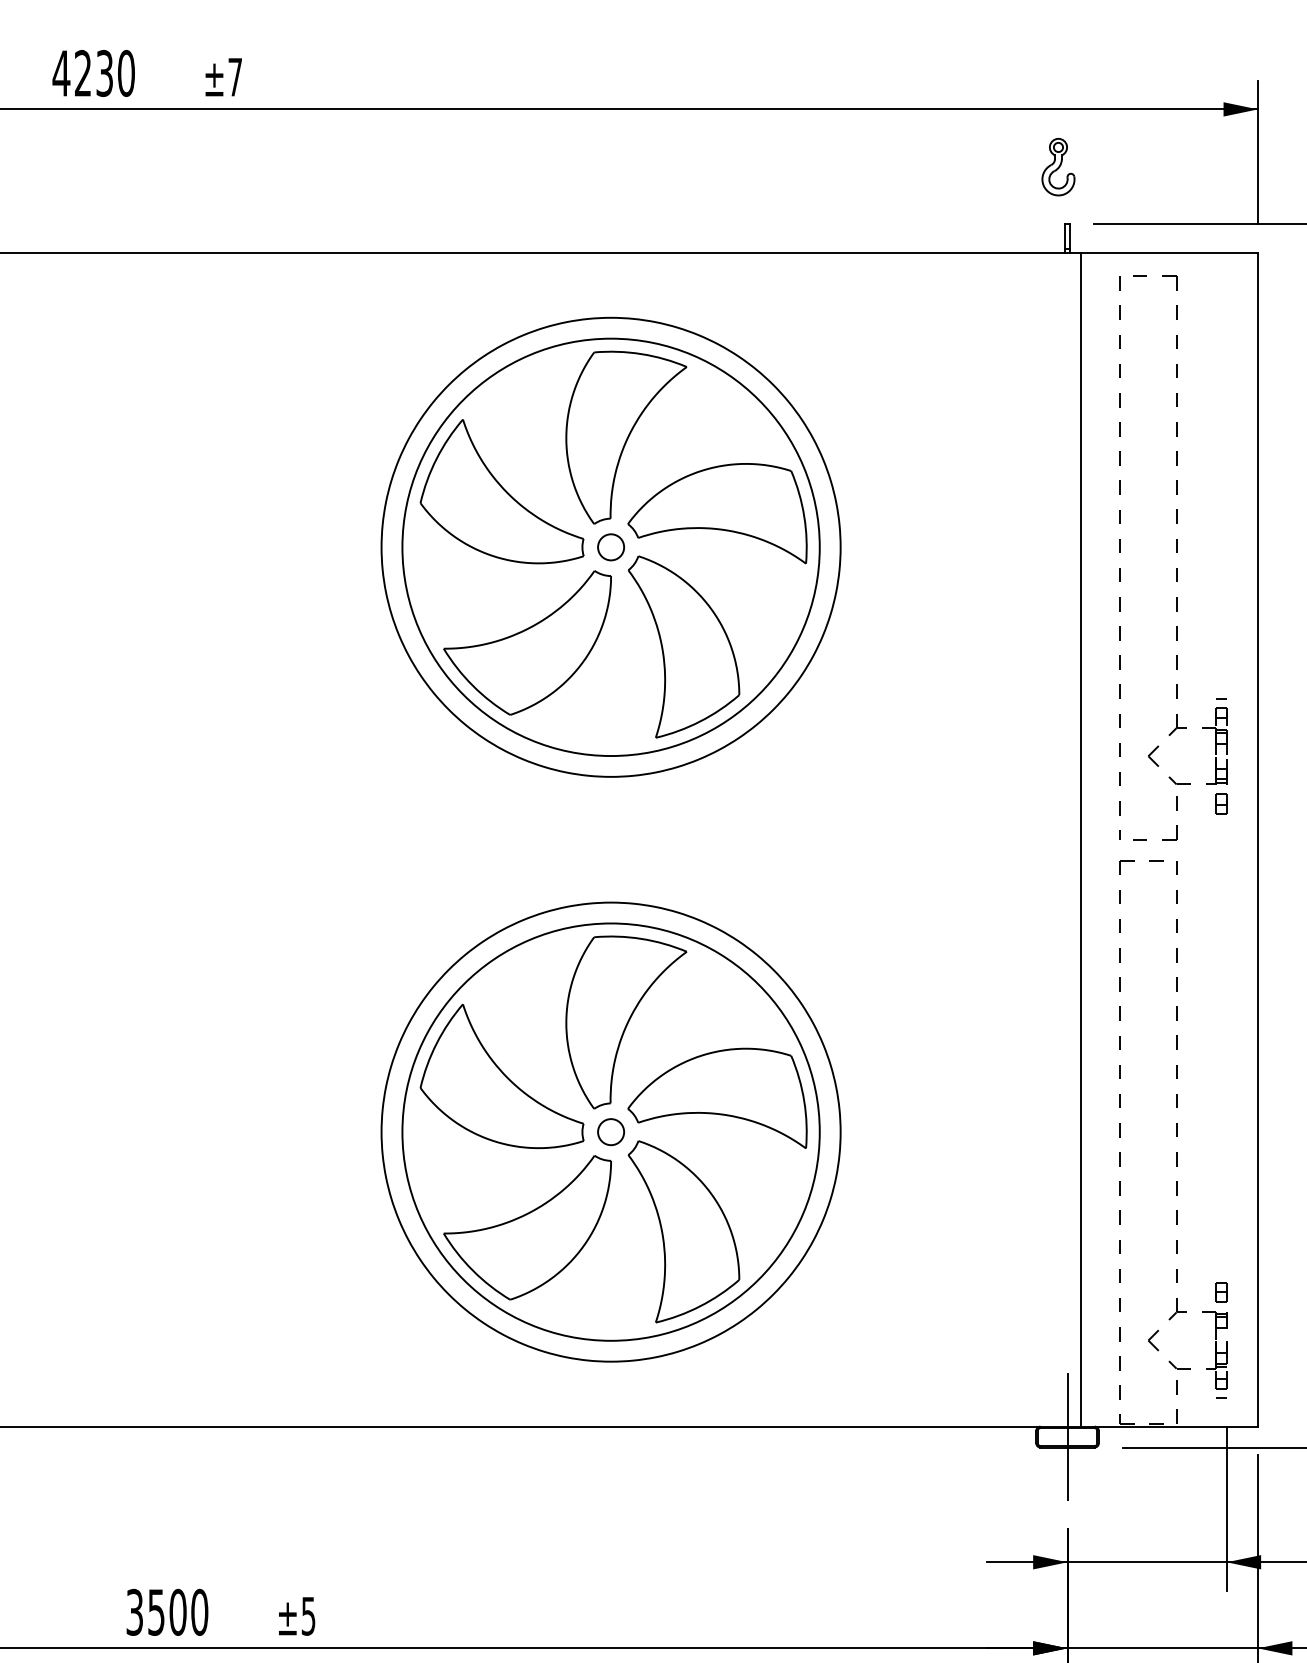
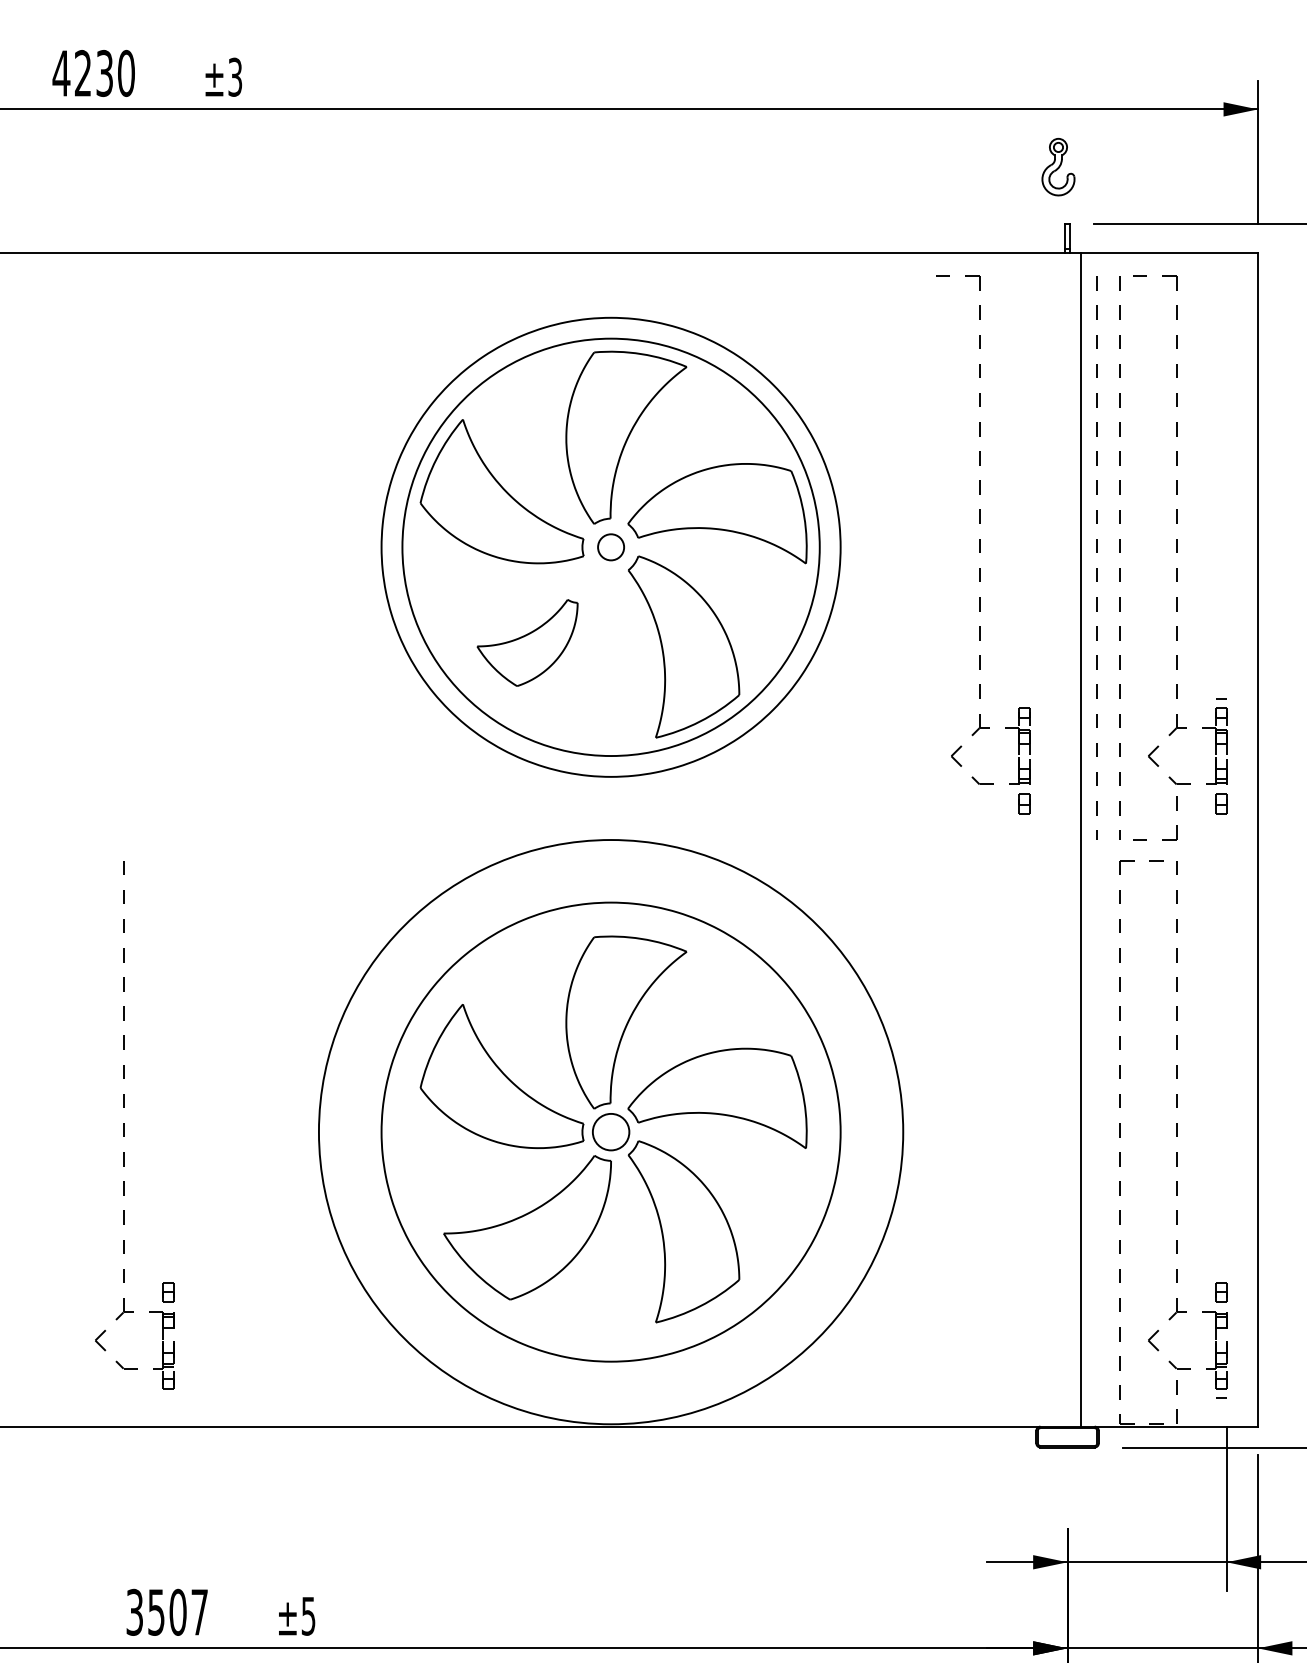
text: ±7 -> ±3 (235, 76)
part: none -> present (983, 544)
line: none -> present (1096, 552)
part size: 169x146 px -> 103x88 px (527, 642)
part: none -> present (124, 1125)
circle diameter: 417 px -> 584 px (610, 1132)
circle diameter: 26 px -> 37 px (610, 1131)
line: present -> none (1067, 1436)
text: 3500 -> 3507 (199, 1611)
